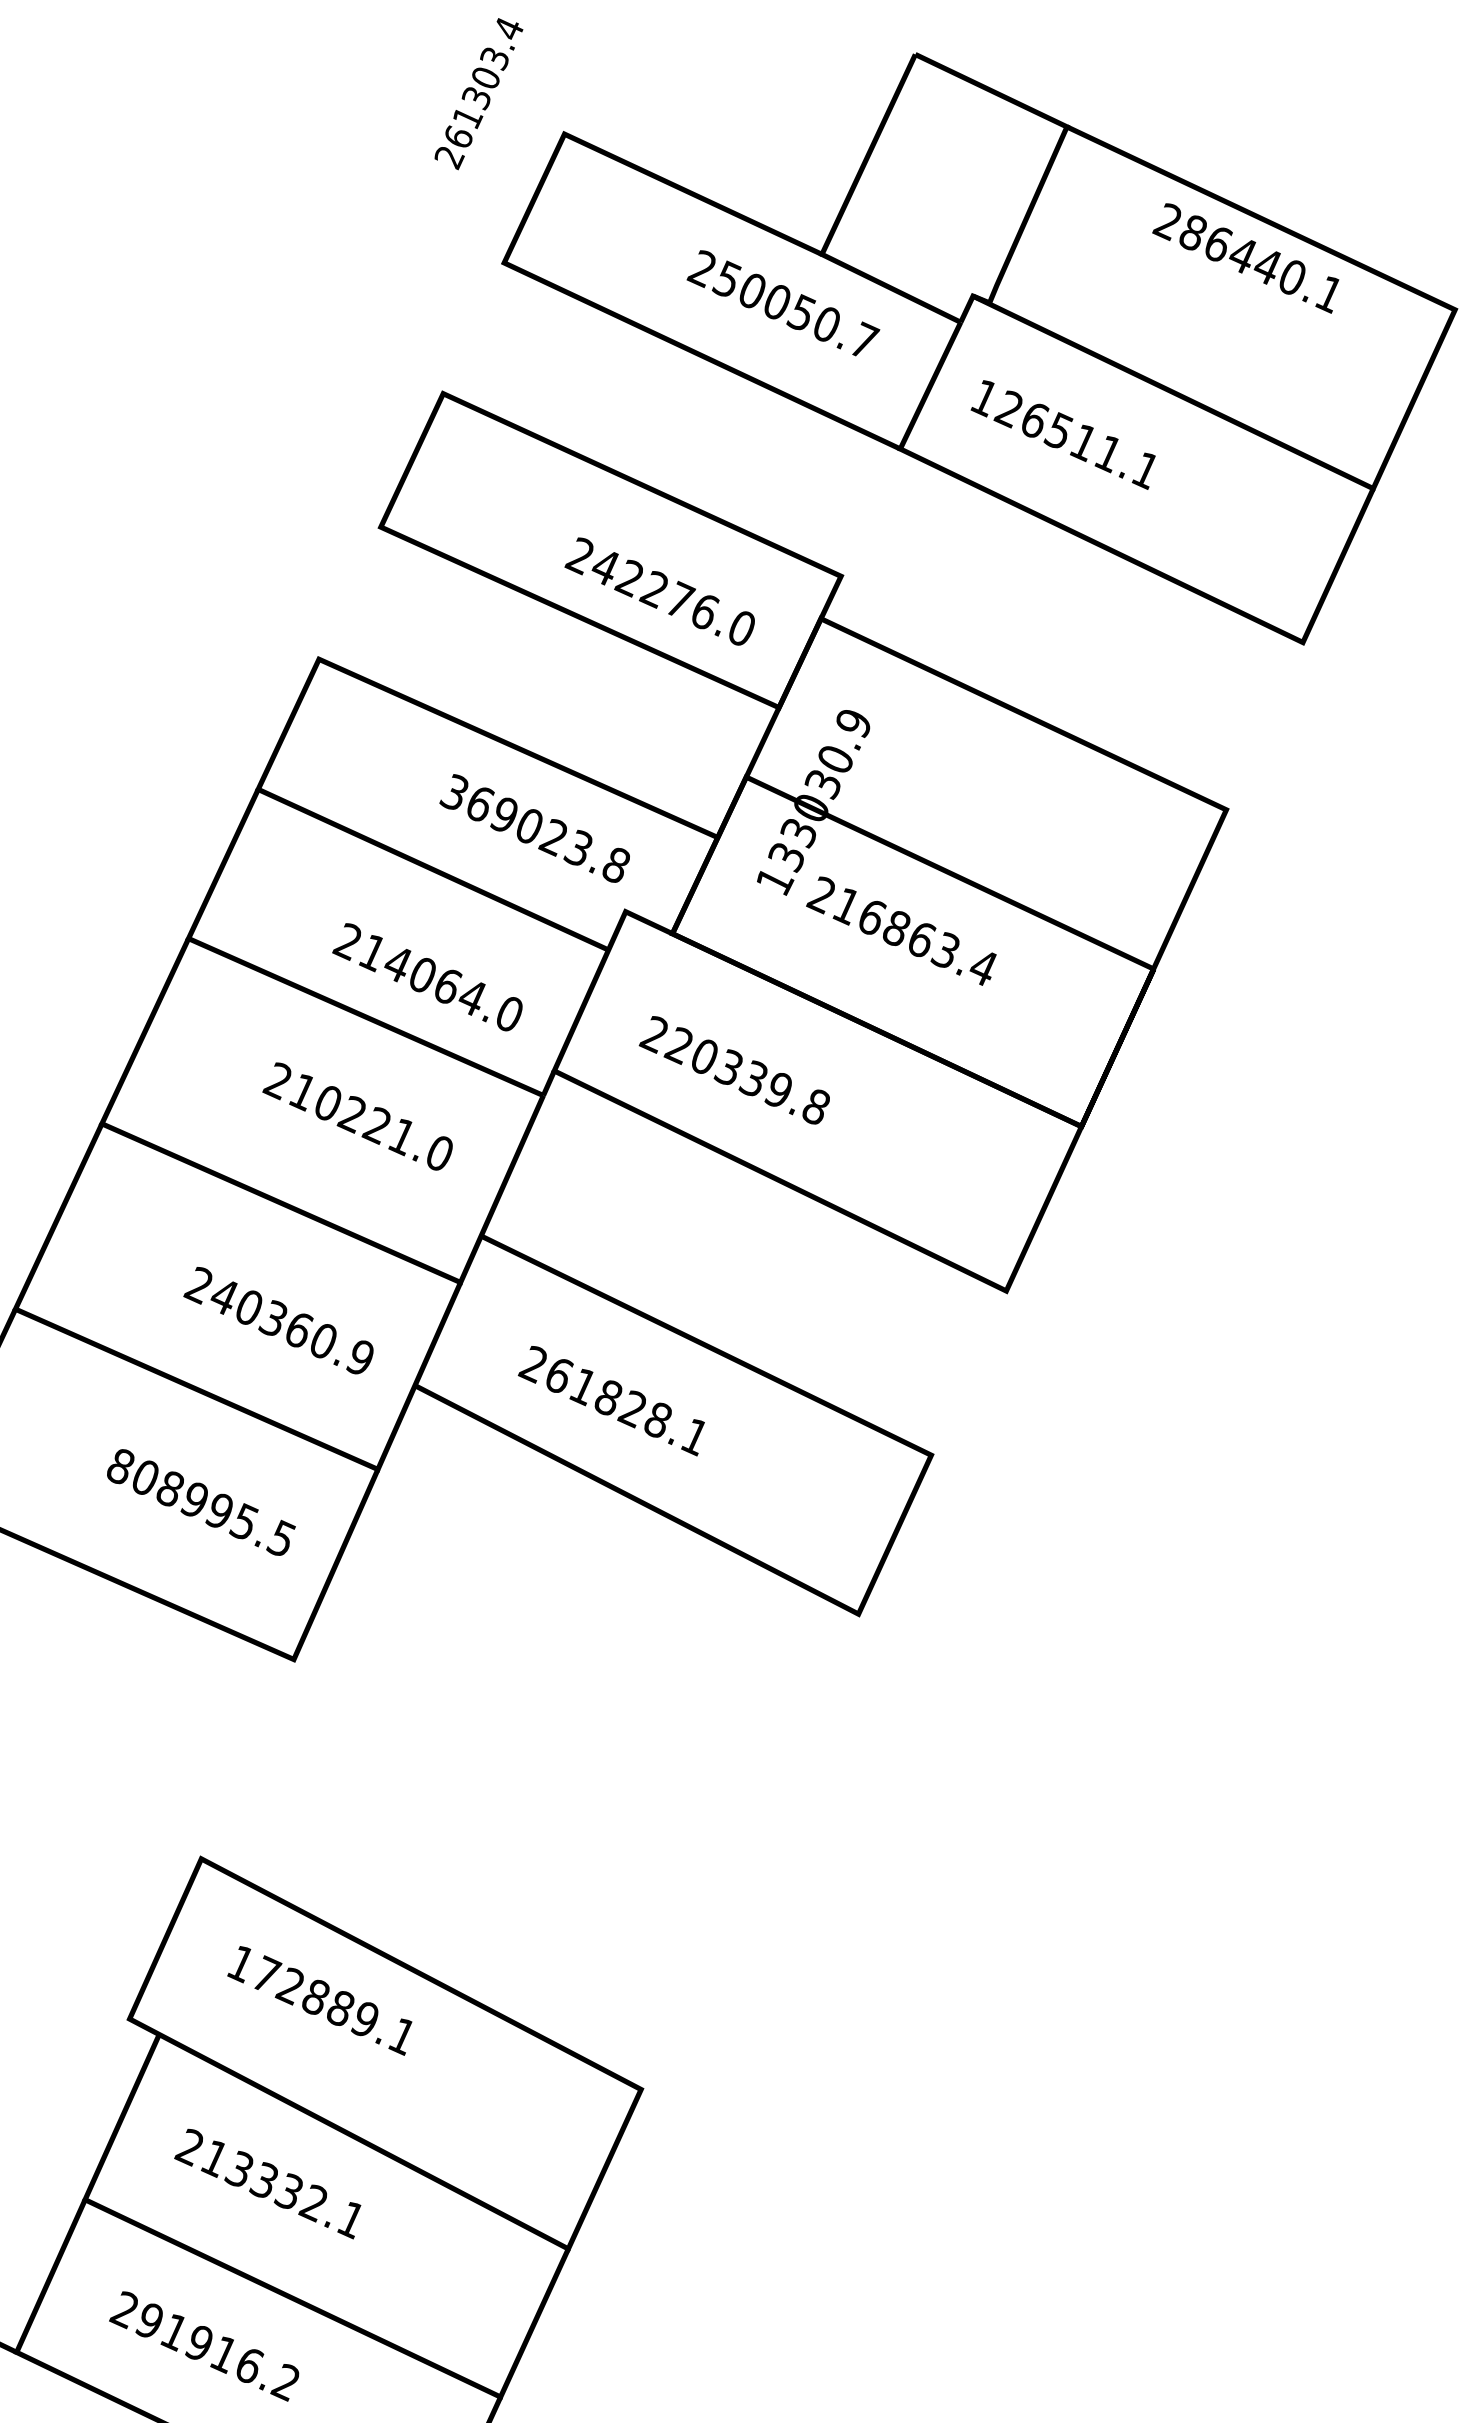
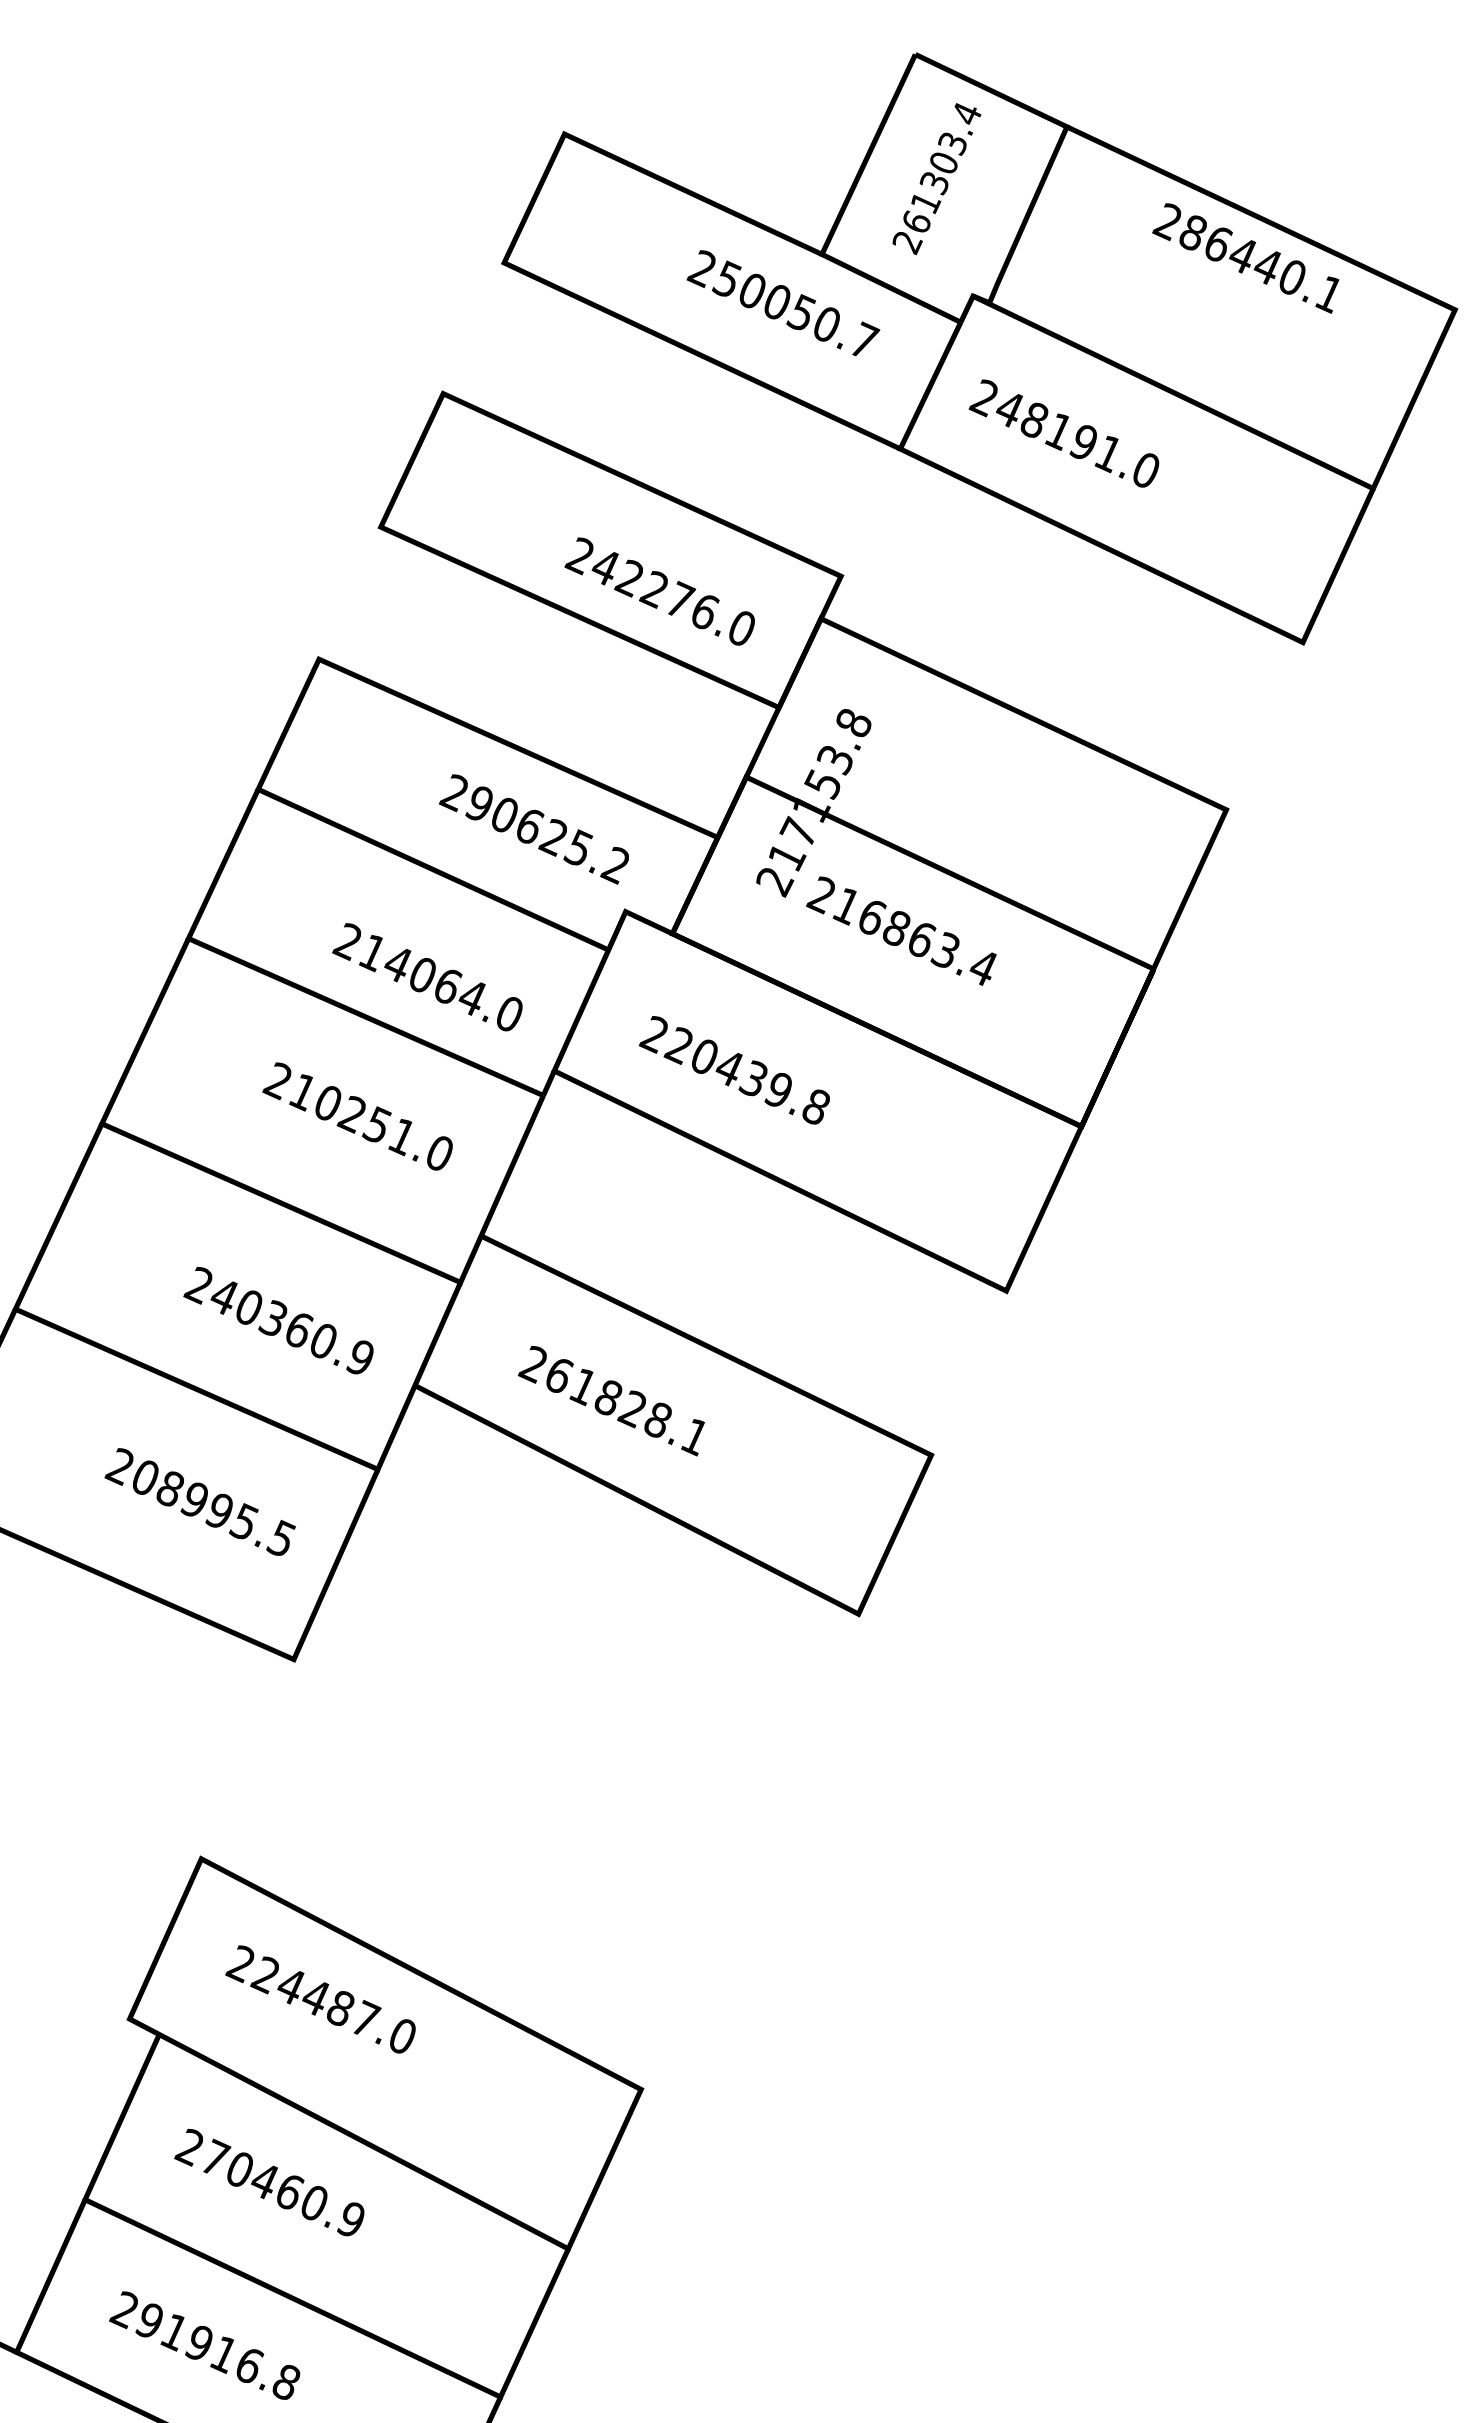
text position: (478, 94) -> (936, 179) (936, 179)
text: 126511.1 -> 248191.0 (1063, 434)
text: 133030.9 -> 217153.8 (813, 803)
text: 369023.8 -> 290625.2 (533, 829)
text: 220339.8 -> 220439.8 (727, 1067)
text: 210221.0 -> 210251.0 (376, 1125)
text: 808995.5 -> 208995.5 (119, 1466)
text: 172889.1 -> 224487.0 (320, 2000)
text: 213332.1 -> 270460.9 (282, 2188)
text: 291916.2 -> 291916.8 (285, 2382)
